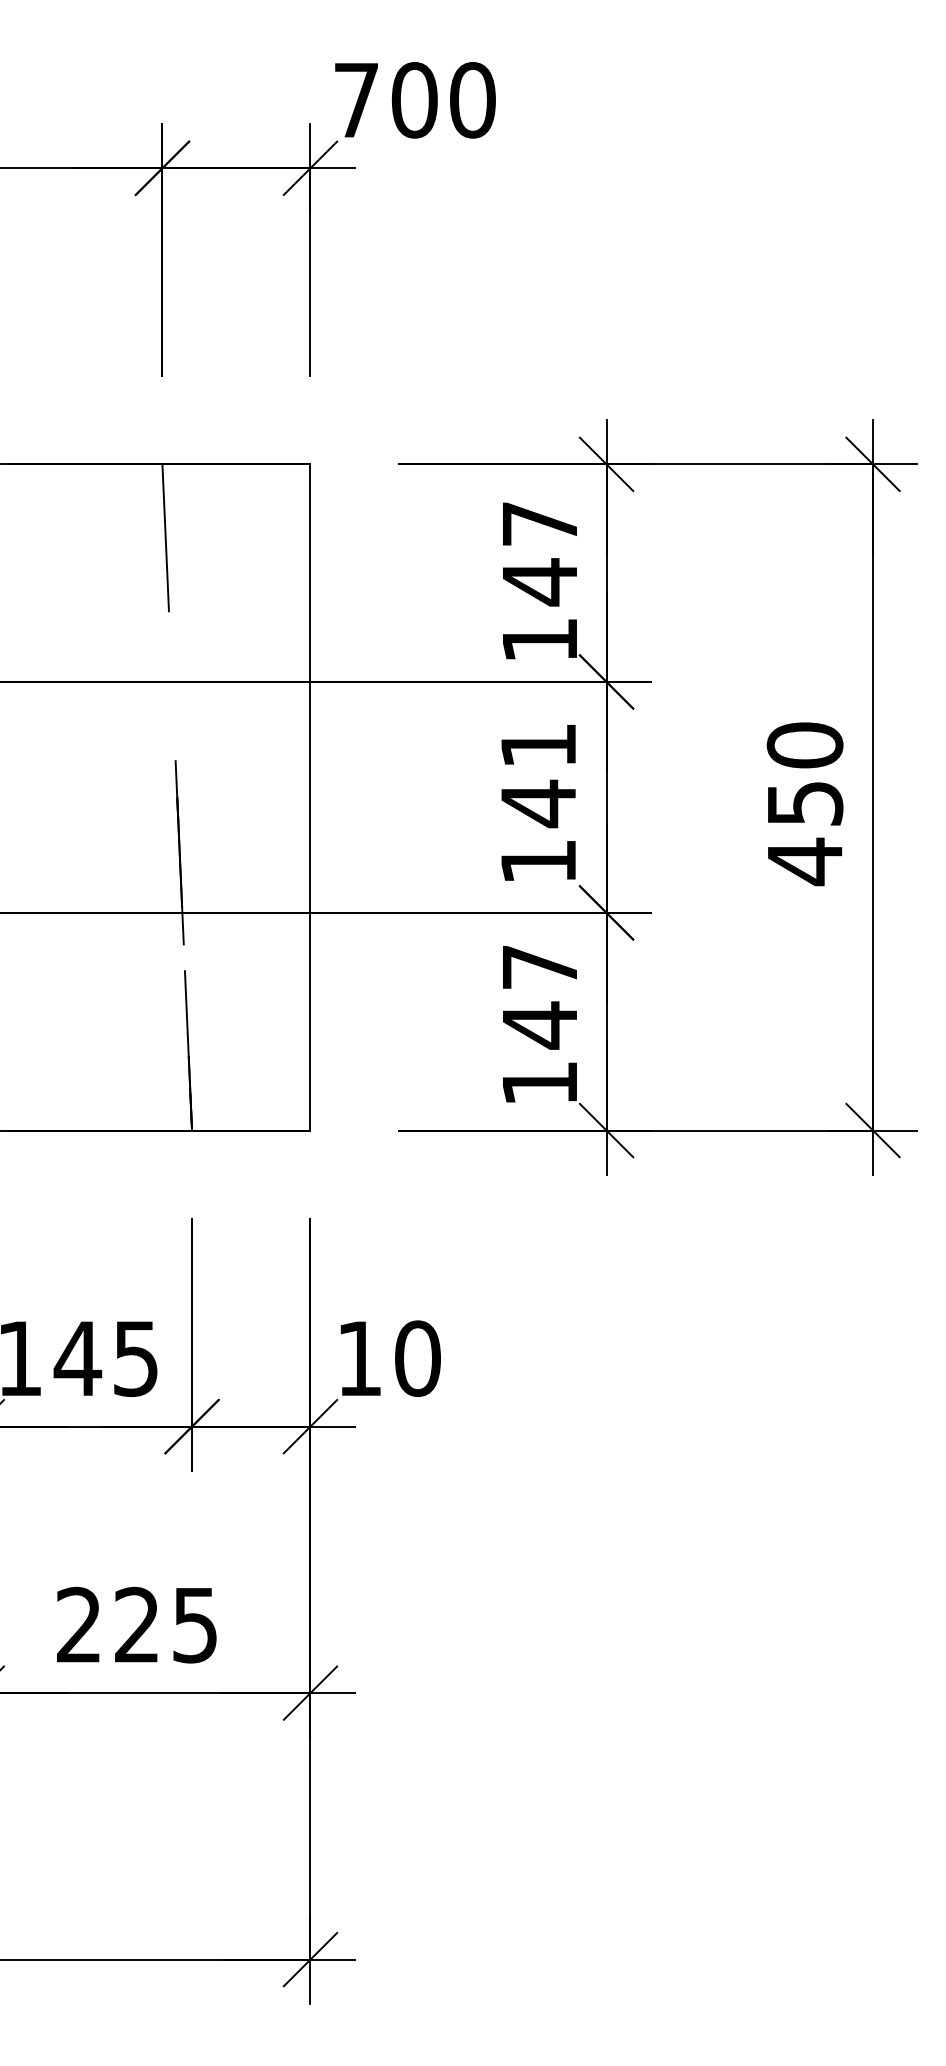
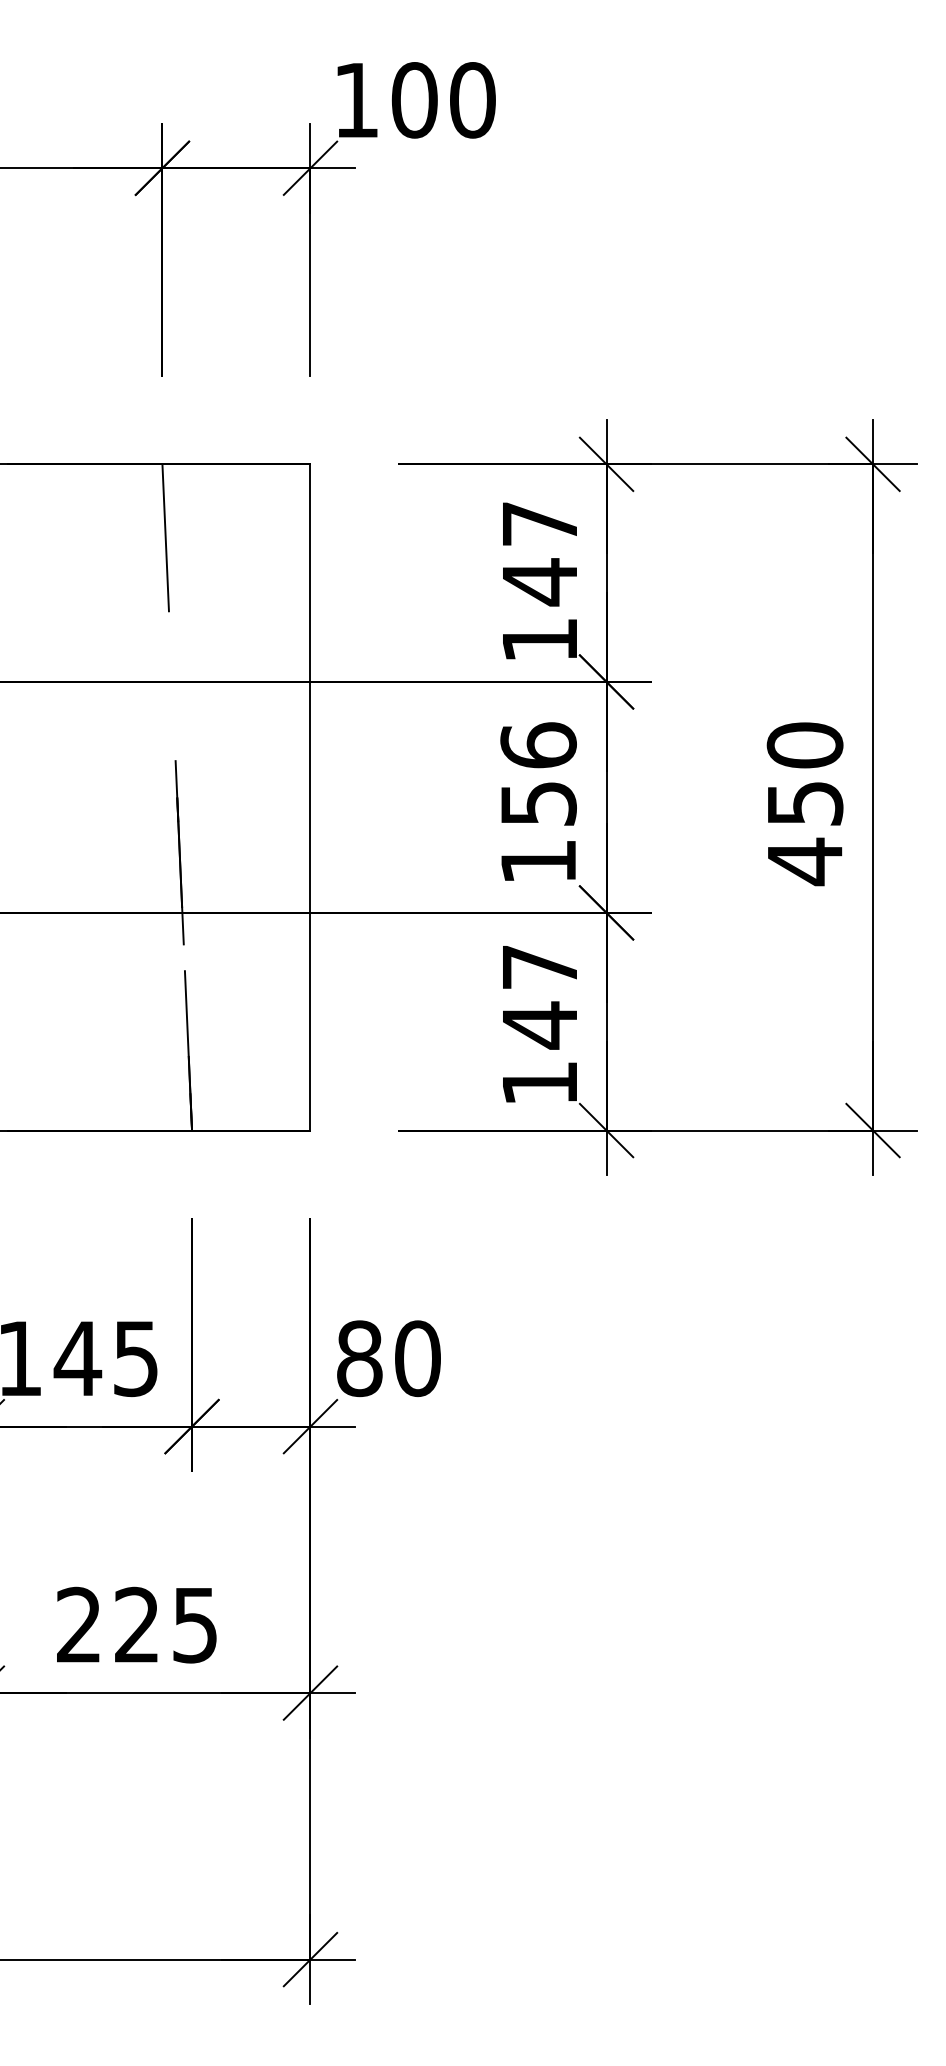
text: 700 -> 100 (356, 100)
text: 141 -> 156 (538, 775)
text: 10 -> 80 (359, 1358)
